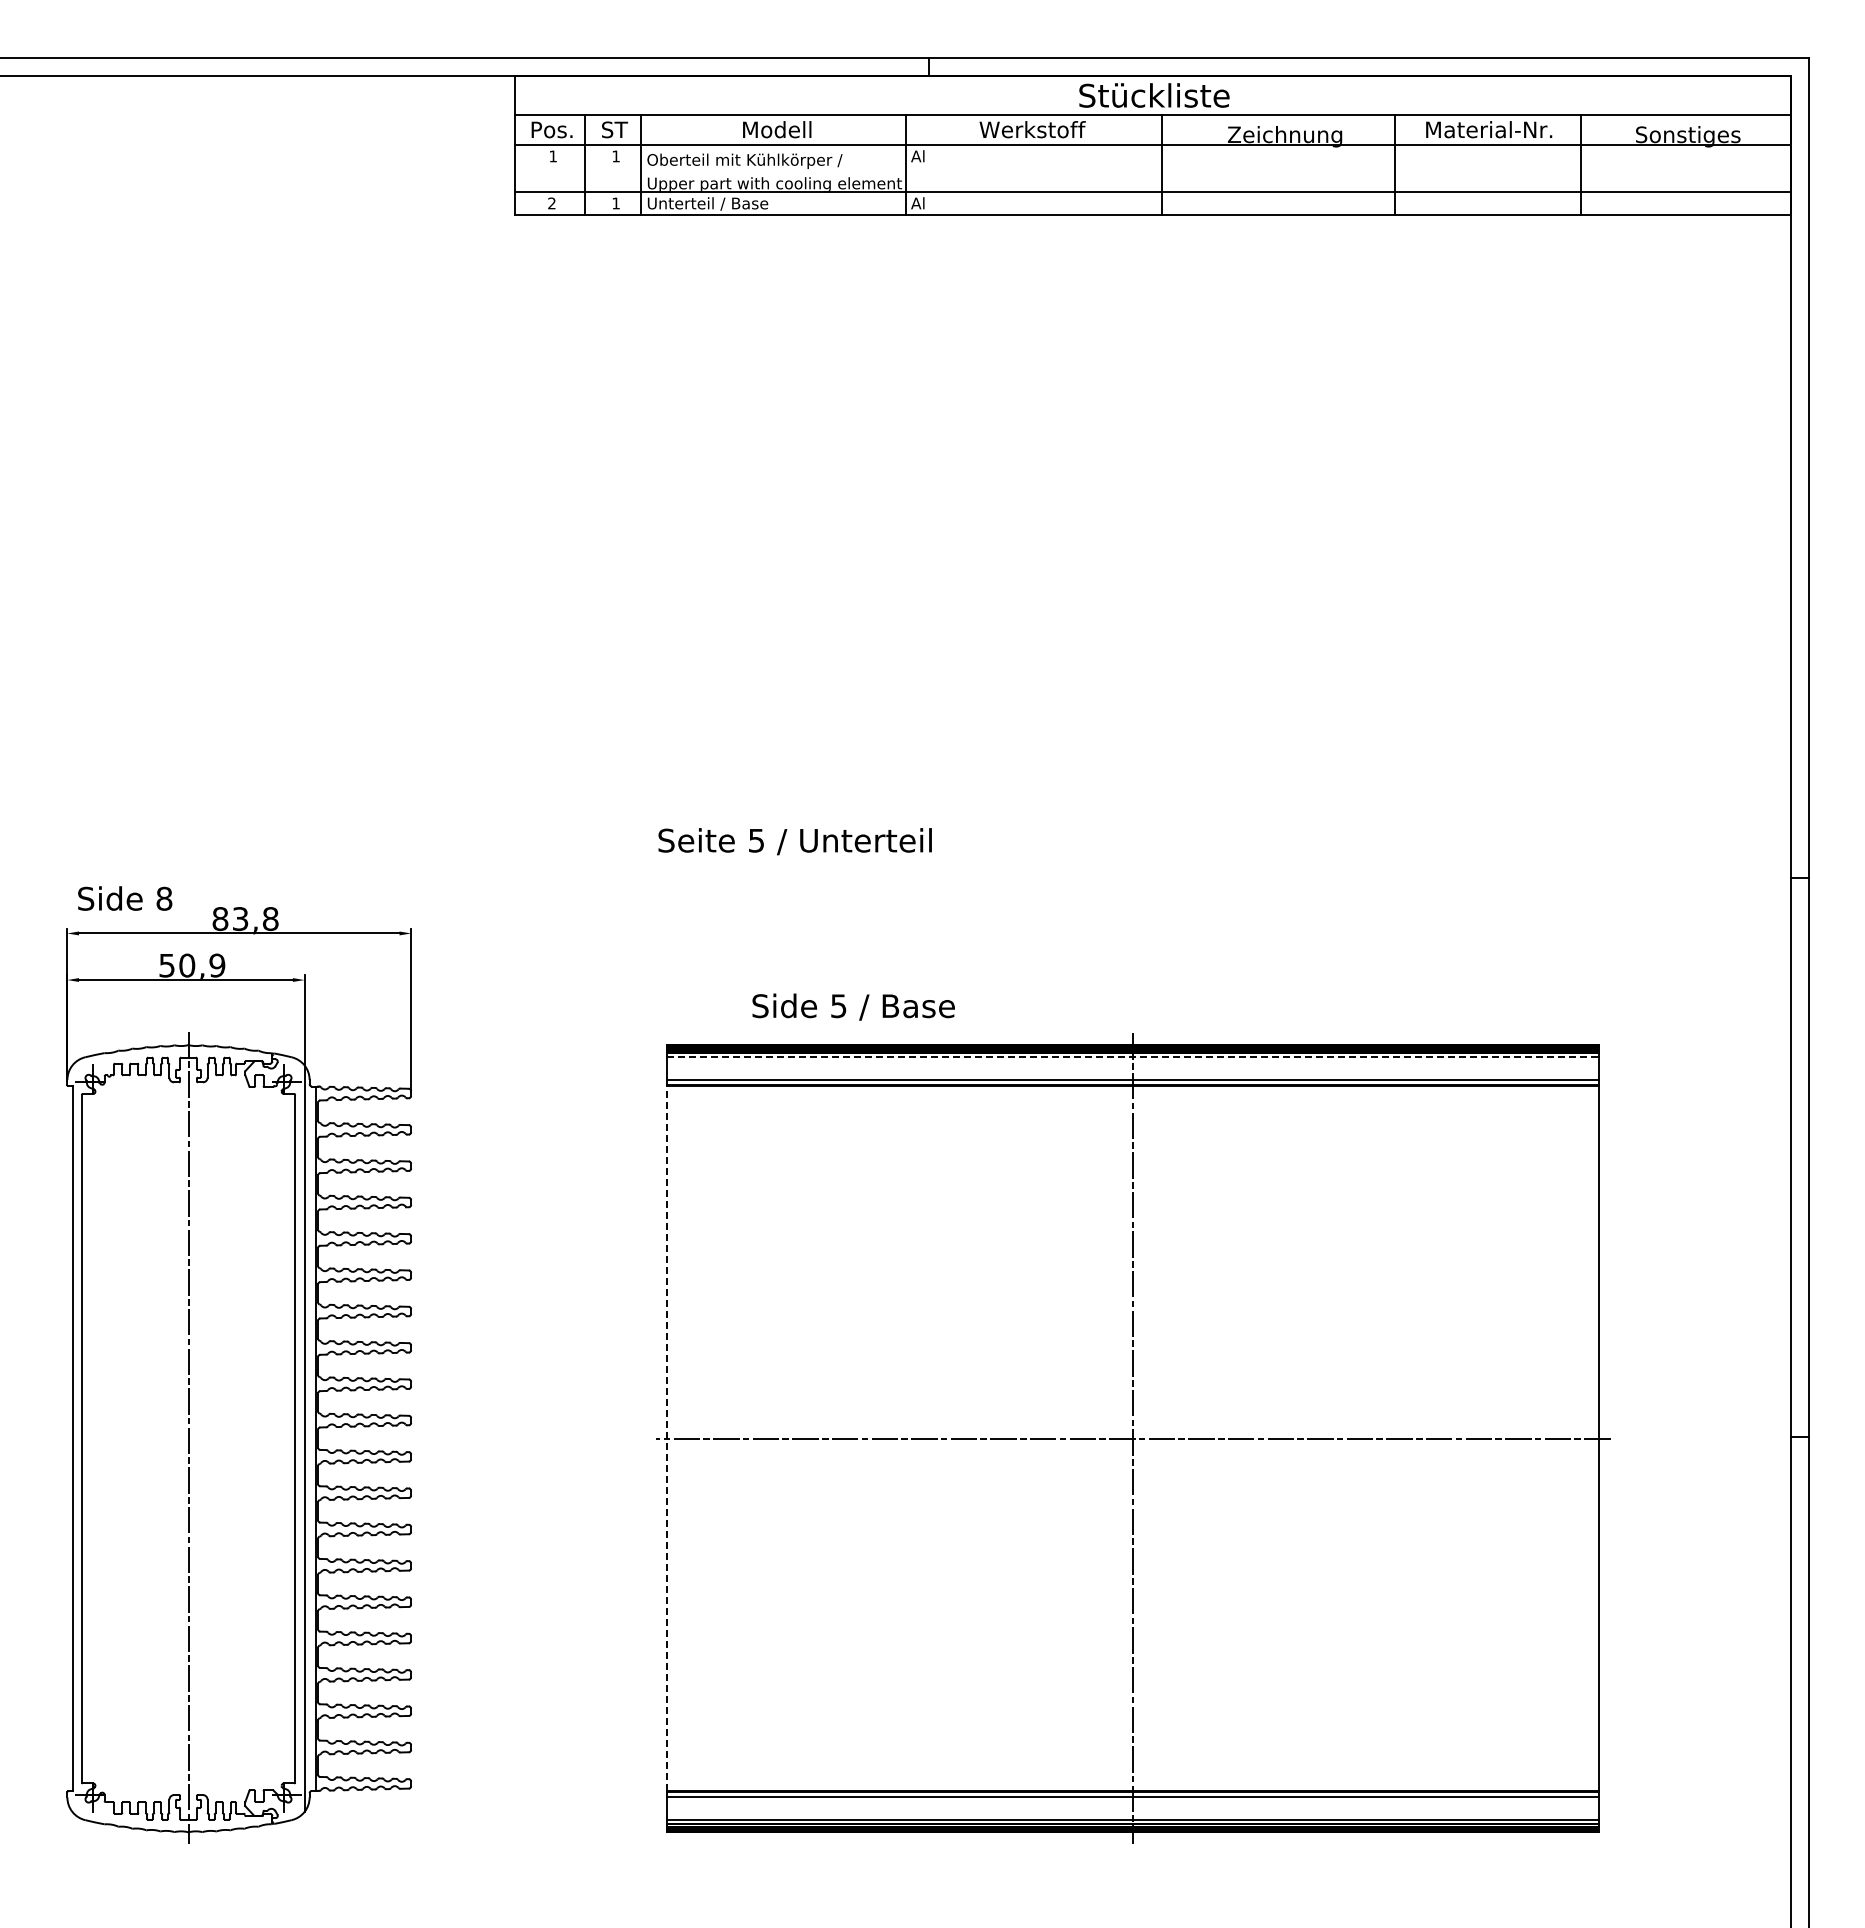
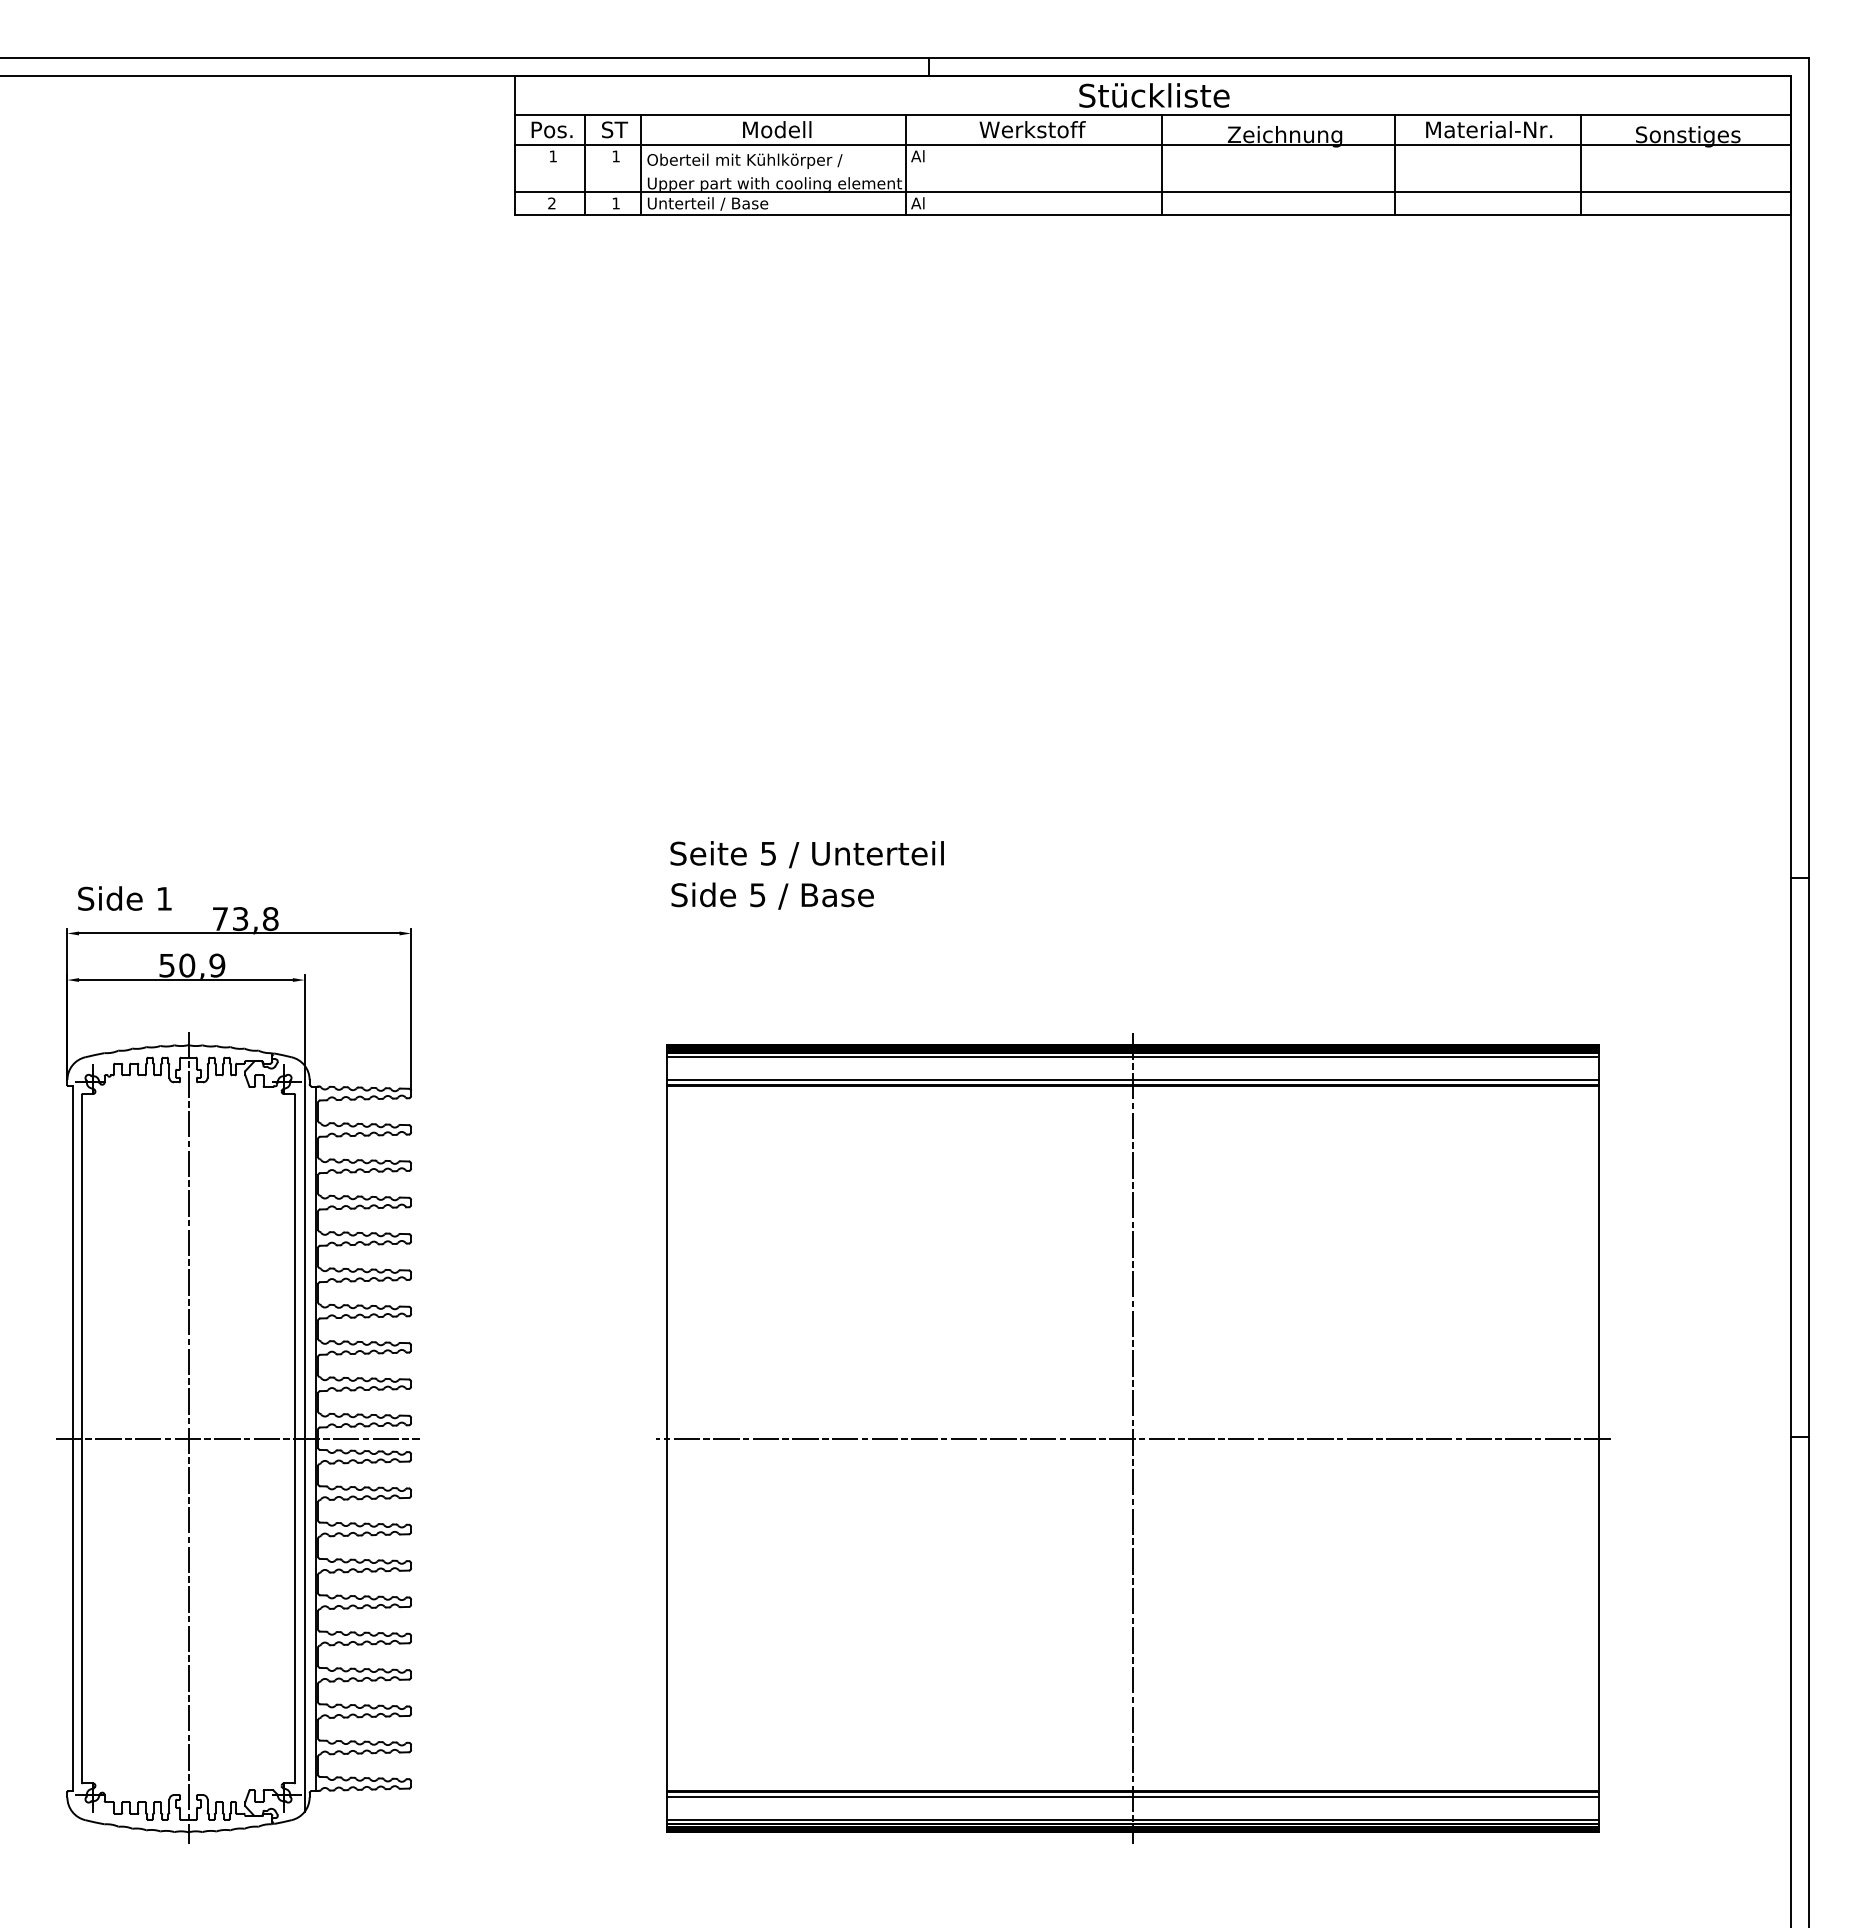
text position: (794, 841) -> (806, 854) (806, 854)
text: 8 -> 1 (164, 898)
text: 83,8 -> 73,8 (220, 919)
text position: (853, 1006) -> (772, 895) (772, 895)
line: dashed -> solid (1133, 1057)
line: none -> present (237, 1438)
line: dashed -> solid (667, 1438)
